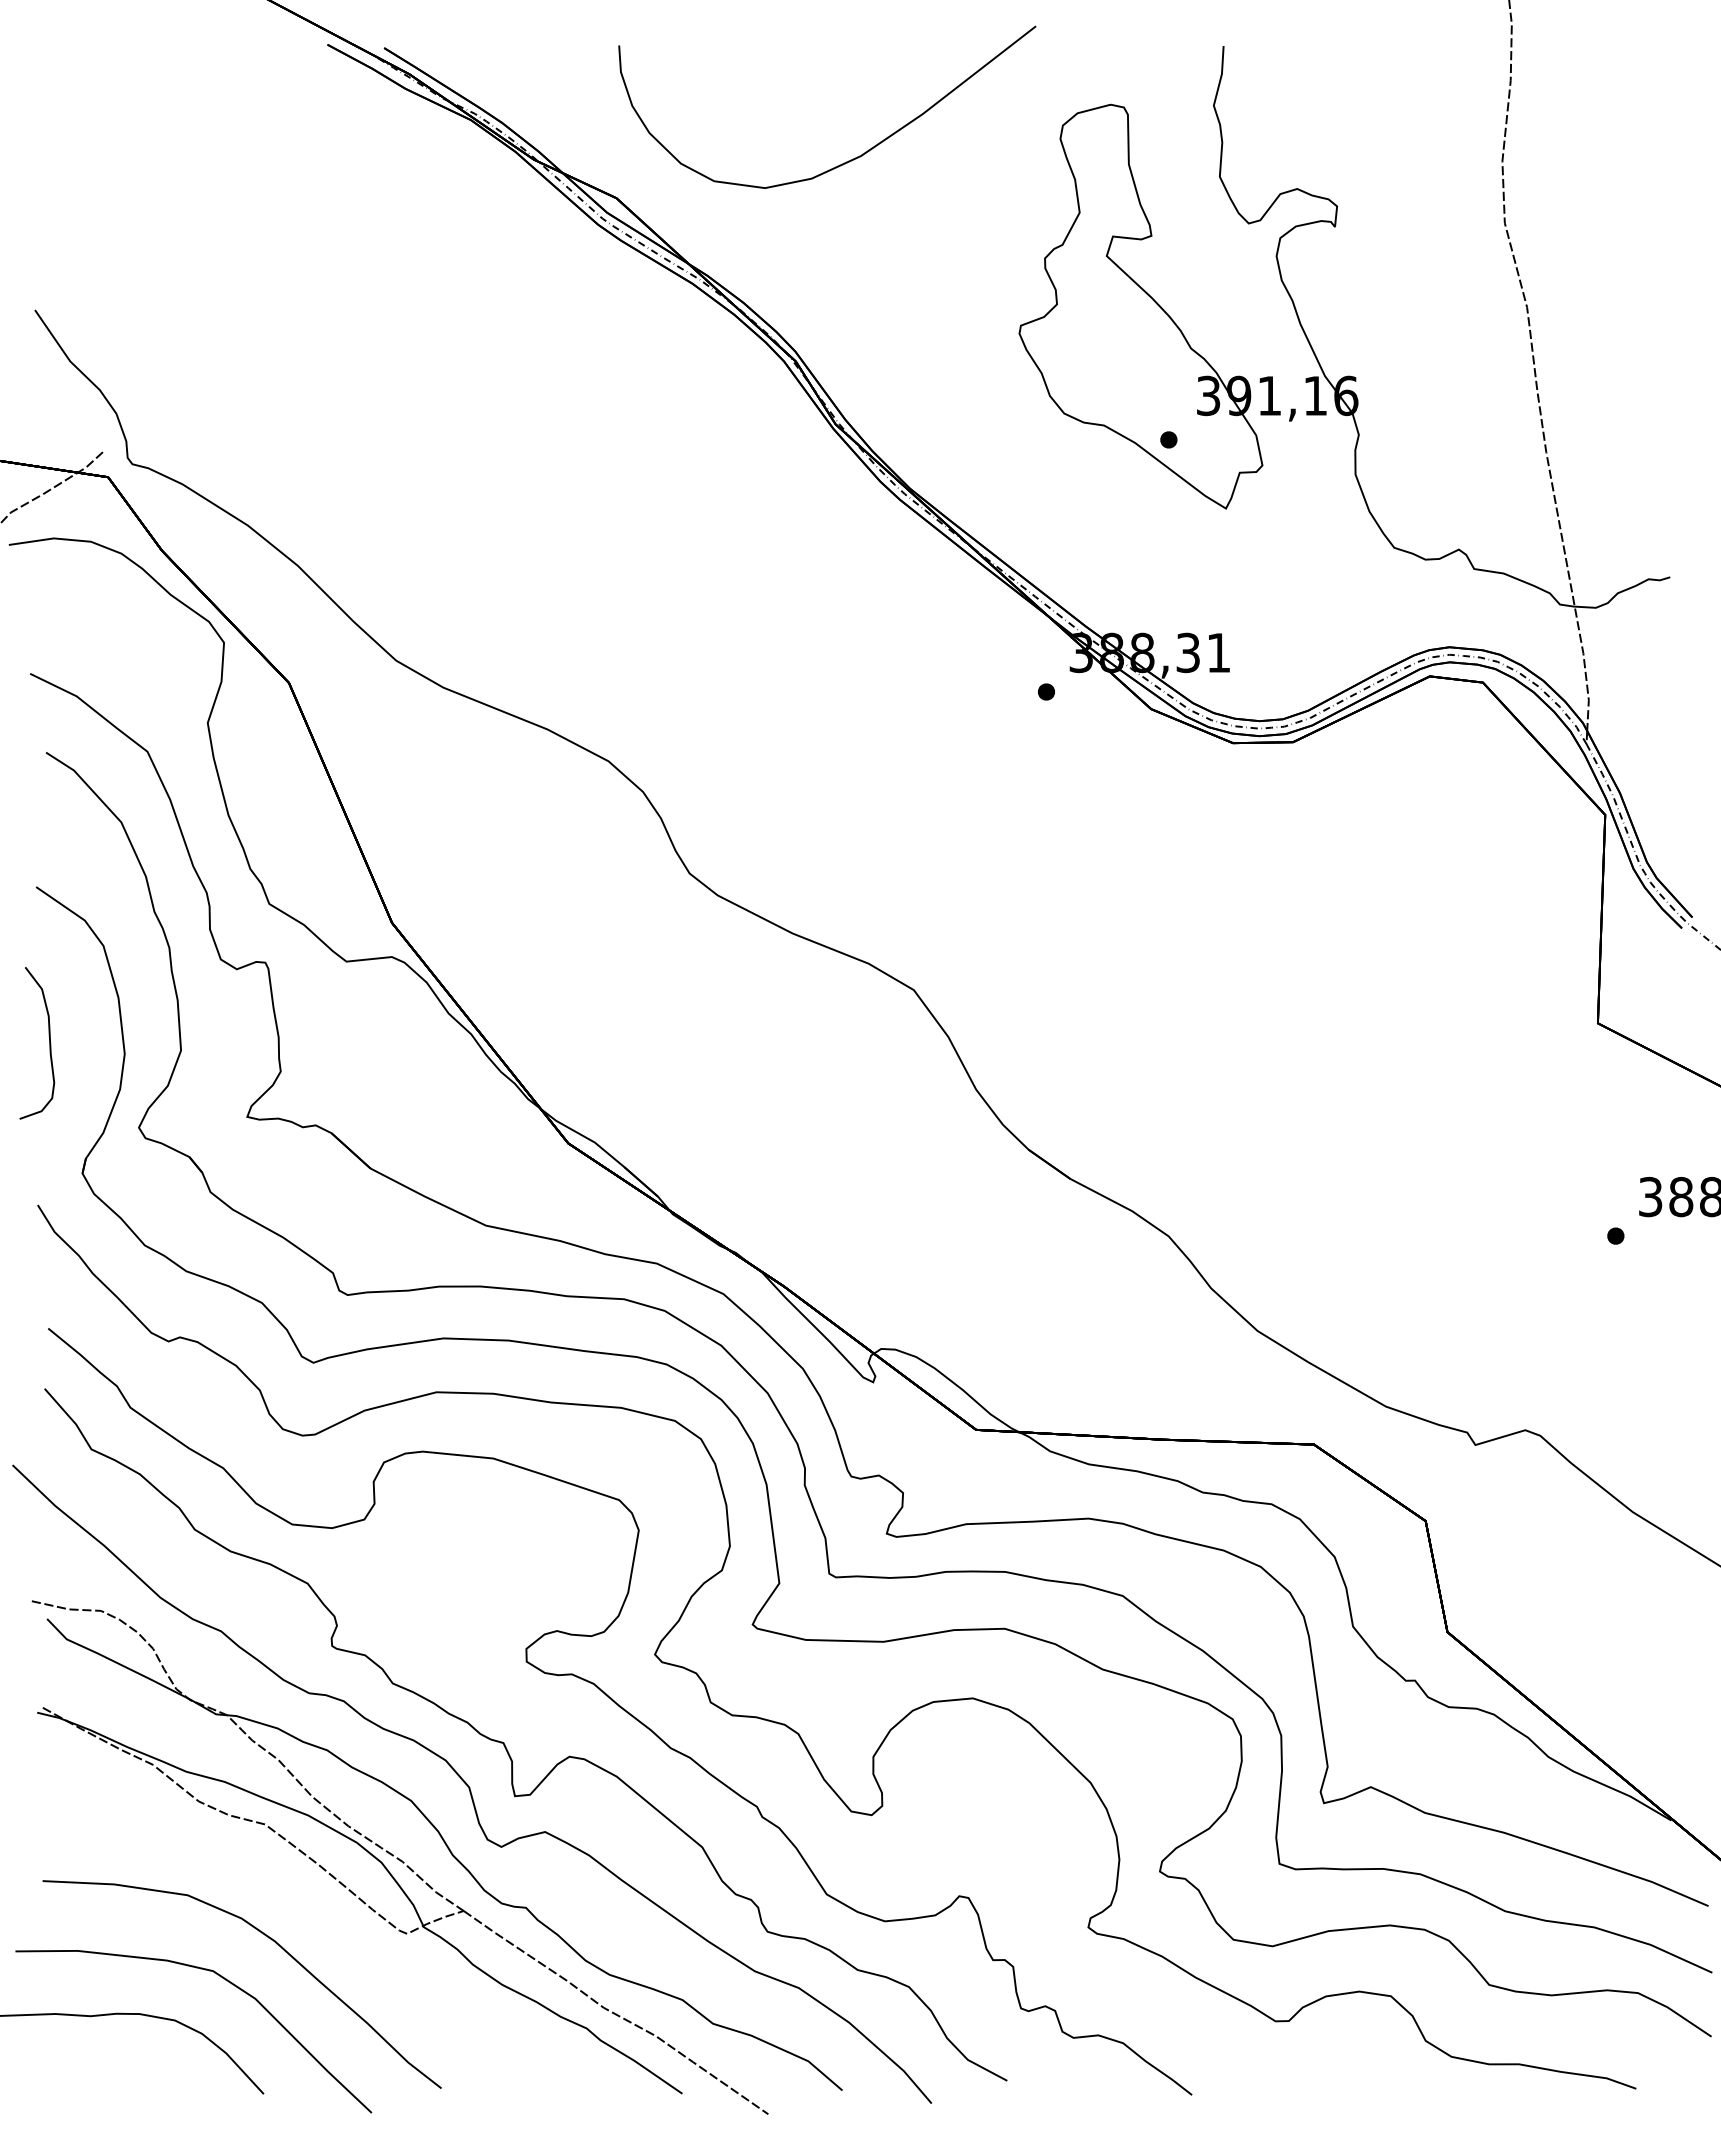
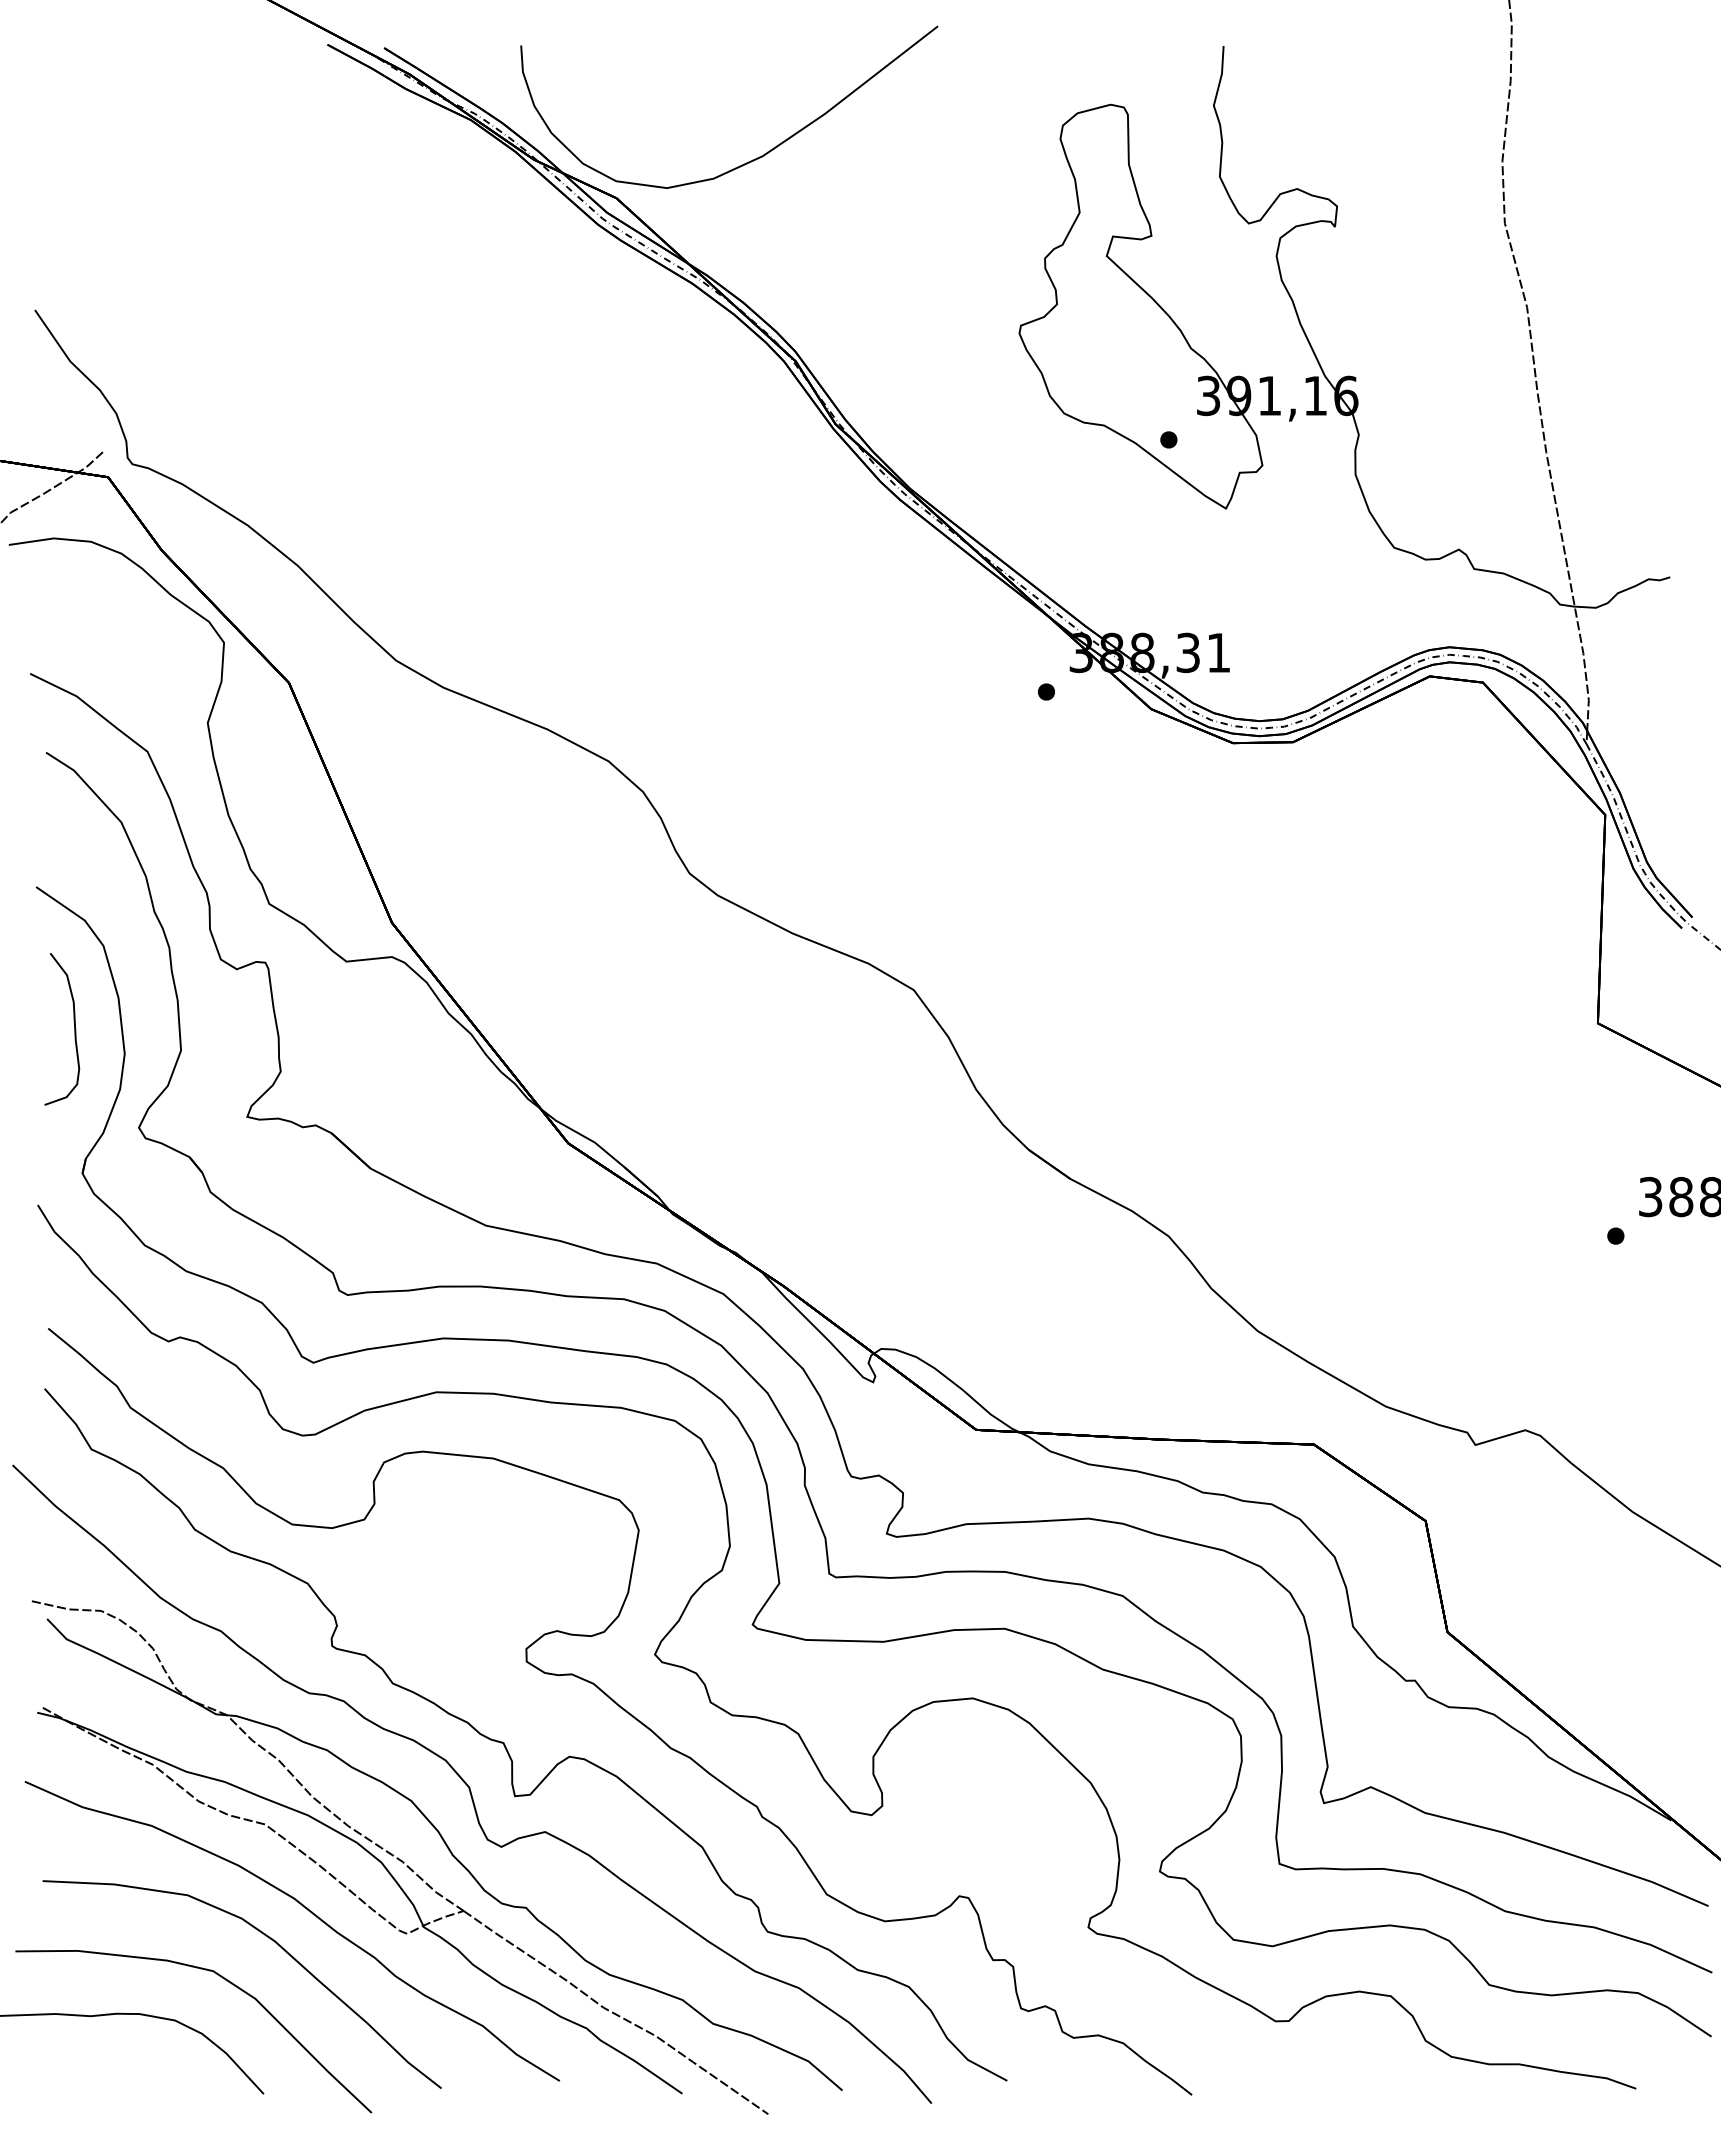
curve position: (850, 159) -> (752, 159) (752, 159)
curve position: (49, 1043) -> (74, 1029) (74, 1029)
curve: none -> present (308, 1911)
